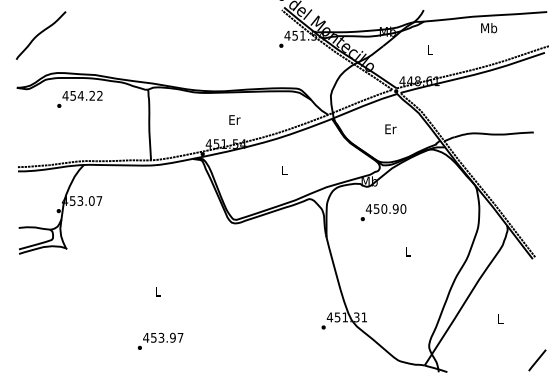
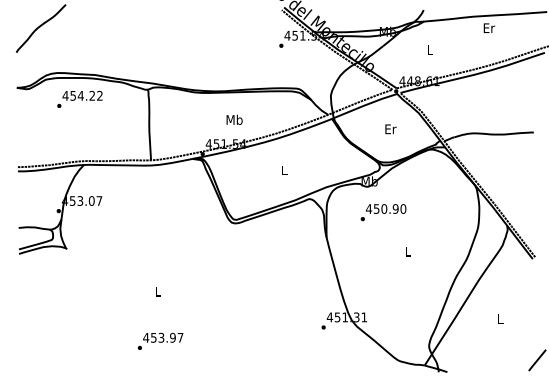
text: Mb -> Er (489, 28)
curve position: (40, 34) -> (40, 27) (40, 27)
text: Er -> Mb (234, 119)
